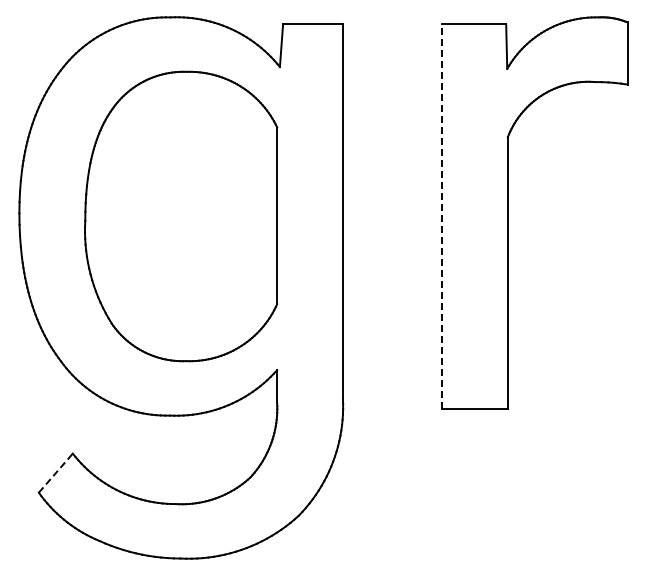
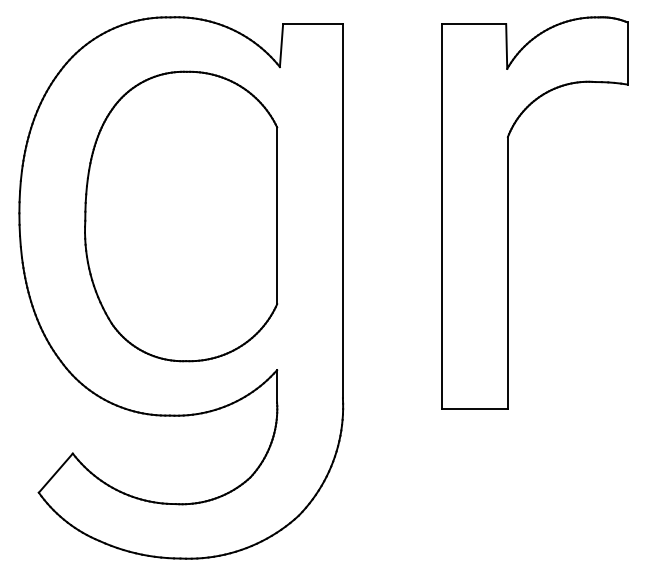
line: dashed -> solid (442, 216)
line: dashed -> solid (55, 473)
